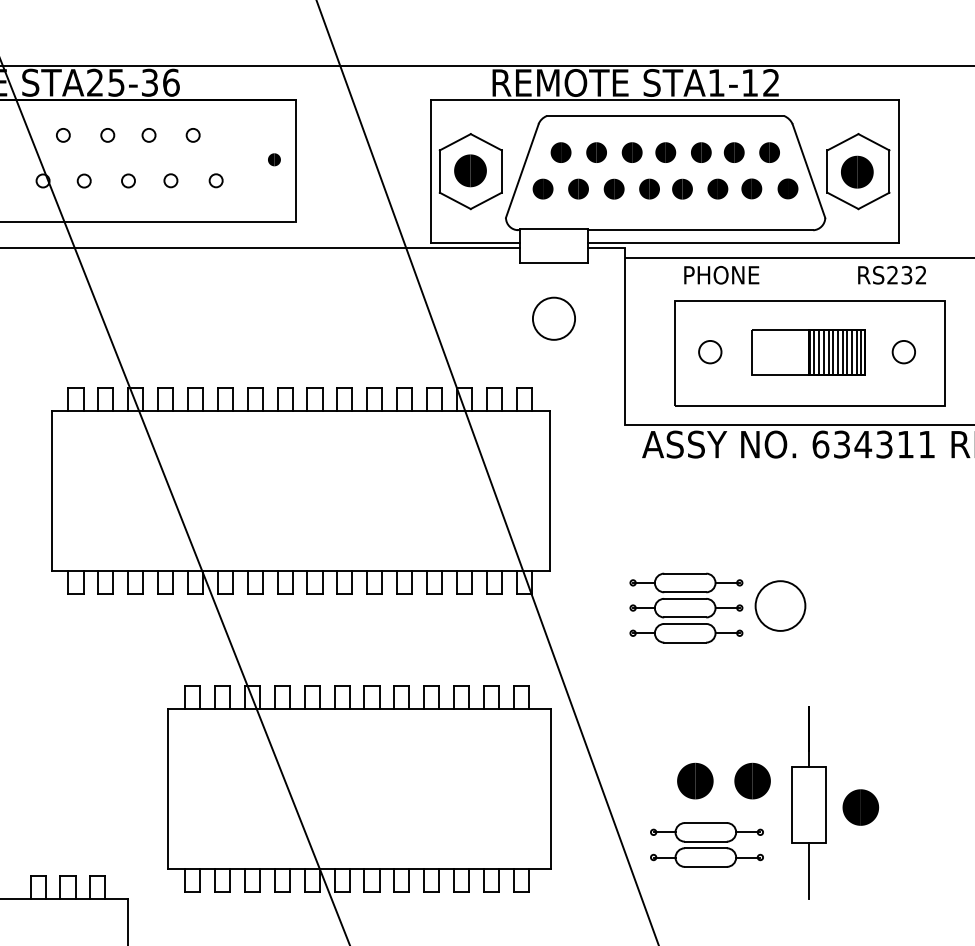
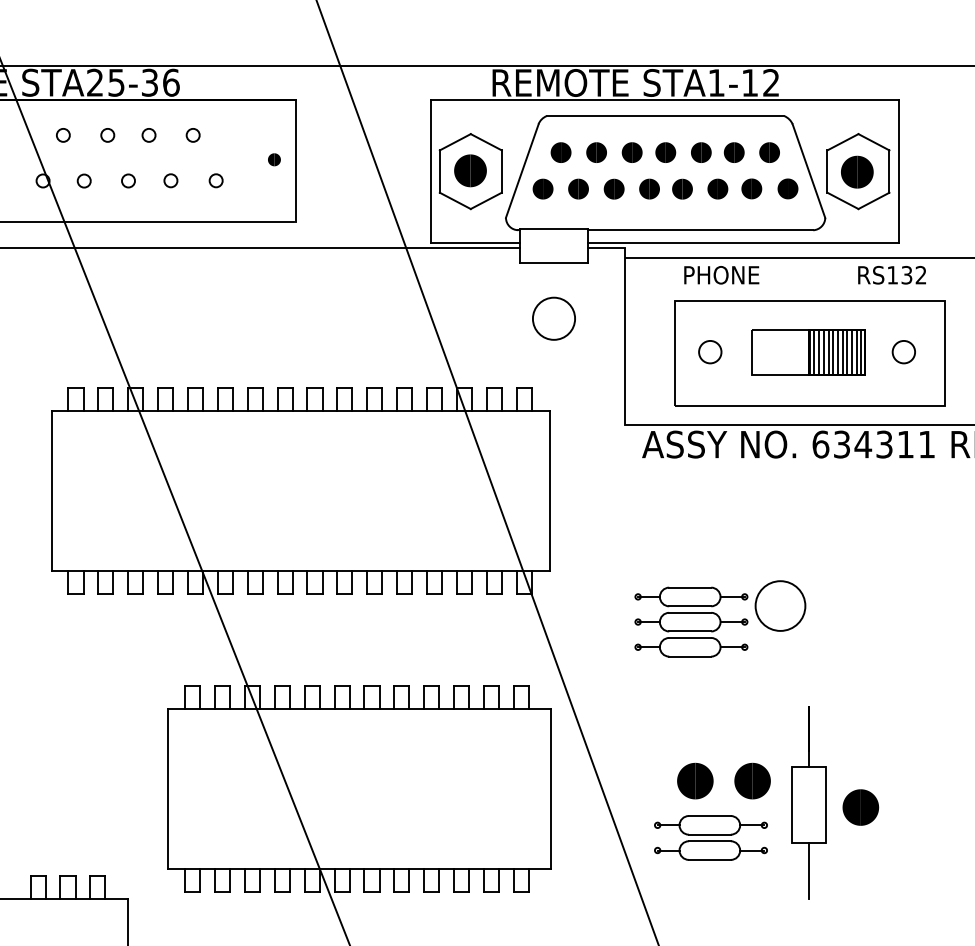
text: RS232 -> RS132 (892, 275)
part position: (686, 607) -> (691, 621) (691, 621)
part position: (706, 844) -> (710, 837) (710, 837)
